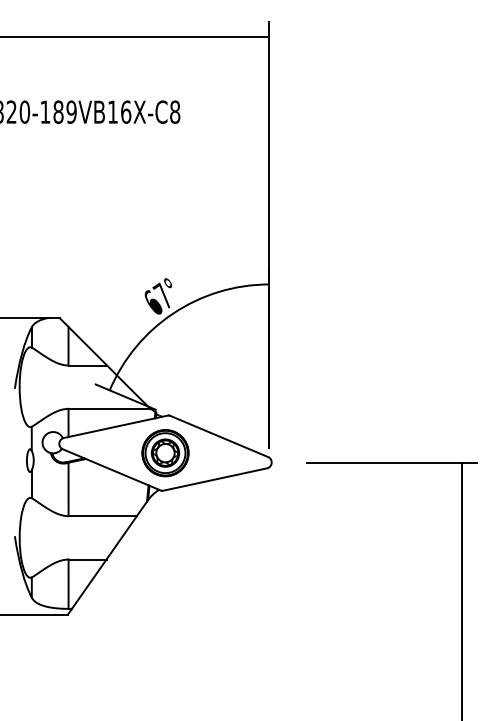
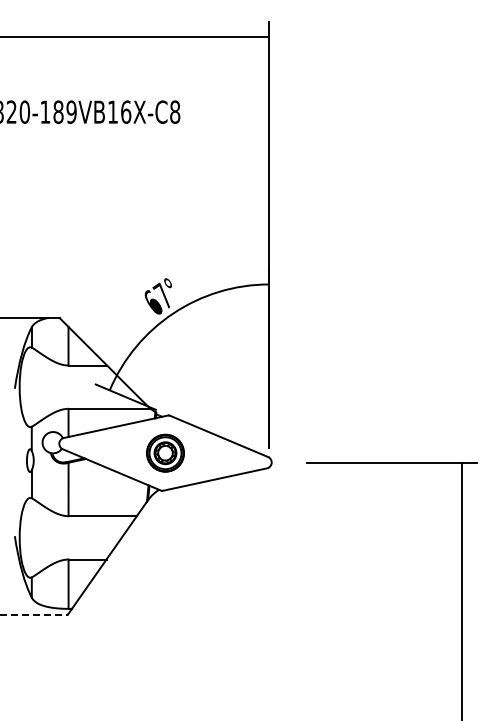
part size: 49x49 px -> 39x40 px (165, 452)
line: solid -> dashed (33, 614)
